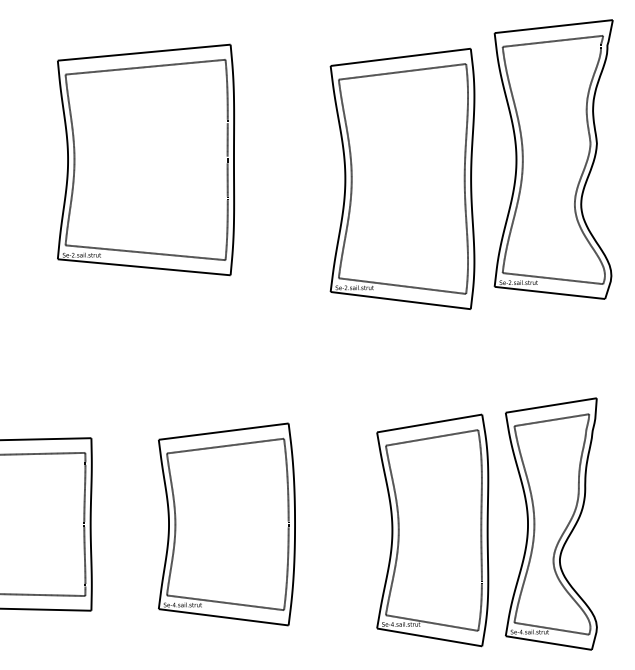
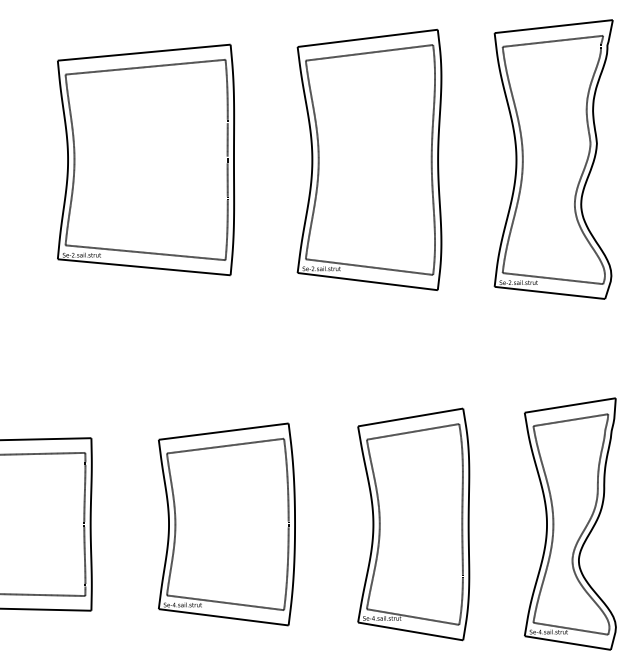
part position: (402, 178) -> (369, 159) (369, 159)
part position: (551, 523) -> (570, 523) (570, 523)
part position: (432, 530) -> (413, 524) (413, 524)
